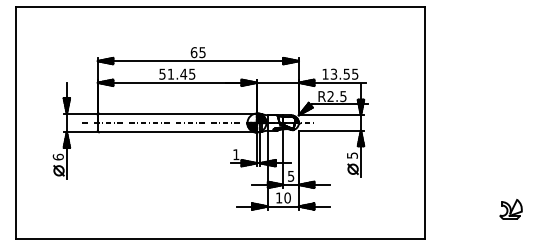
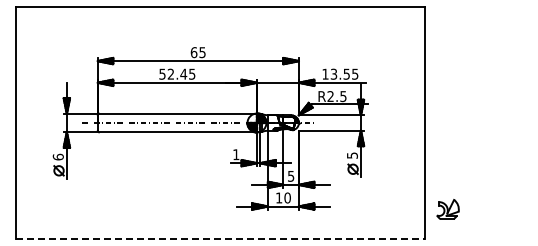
text: 51.45 -> 52.45 (170, 73)
part position: (510, 209) -> (447, 209) (447, 209)
line: solid -> dashed (220, 238)
